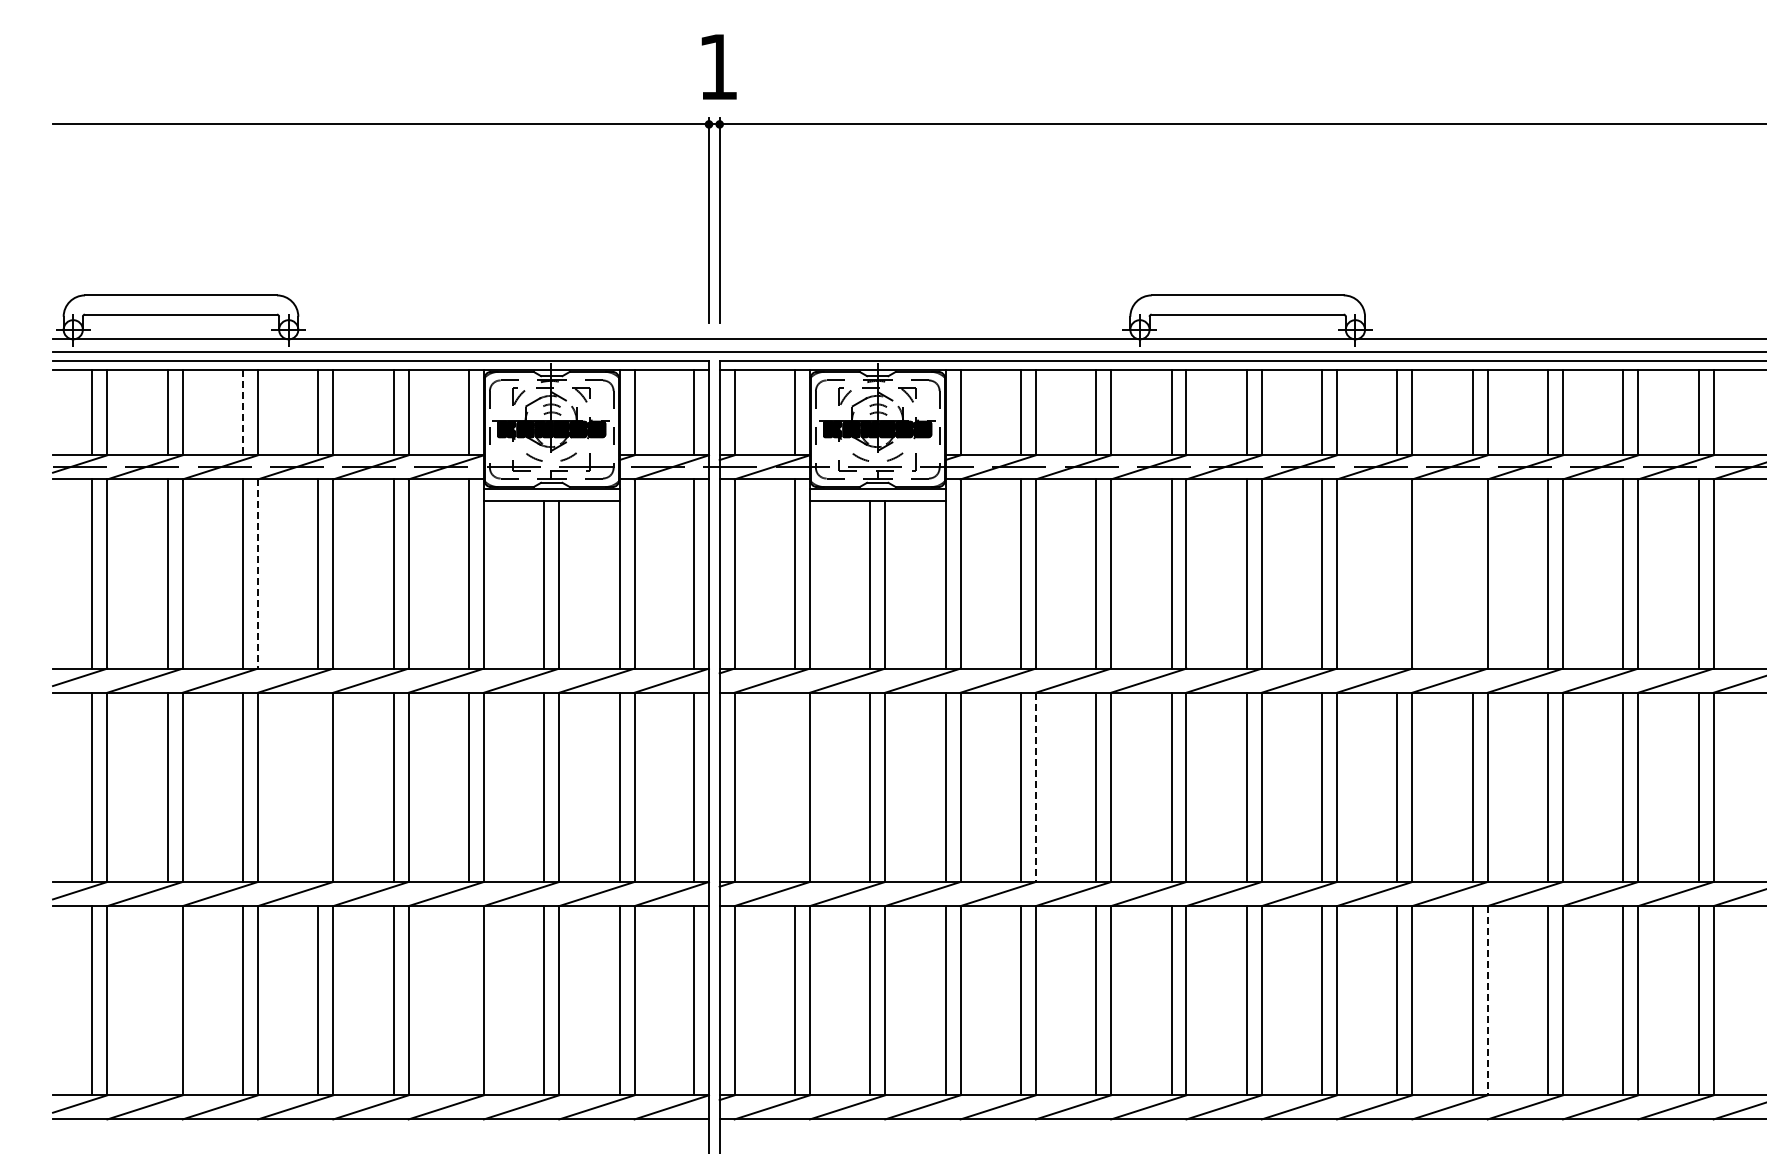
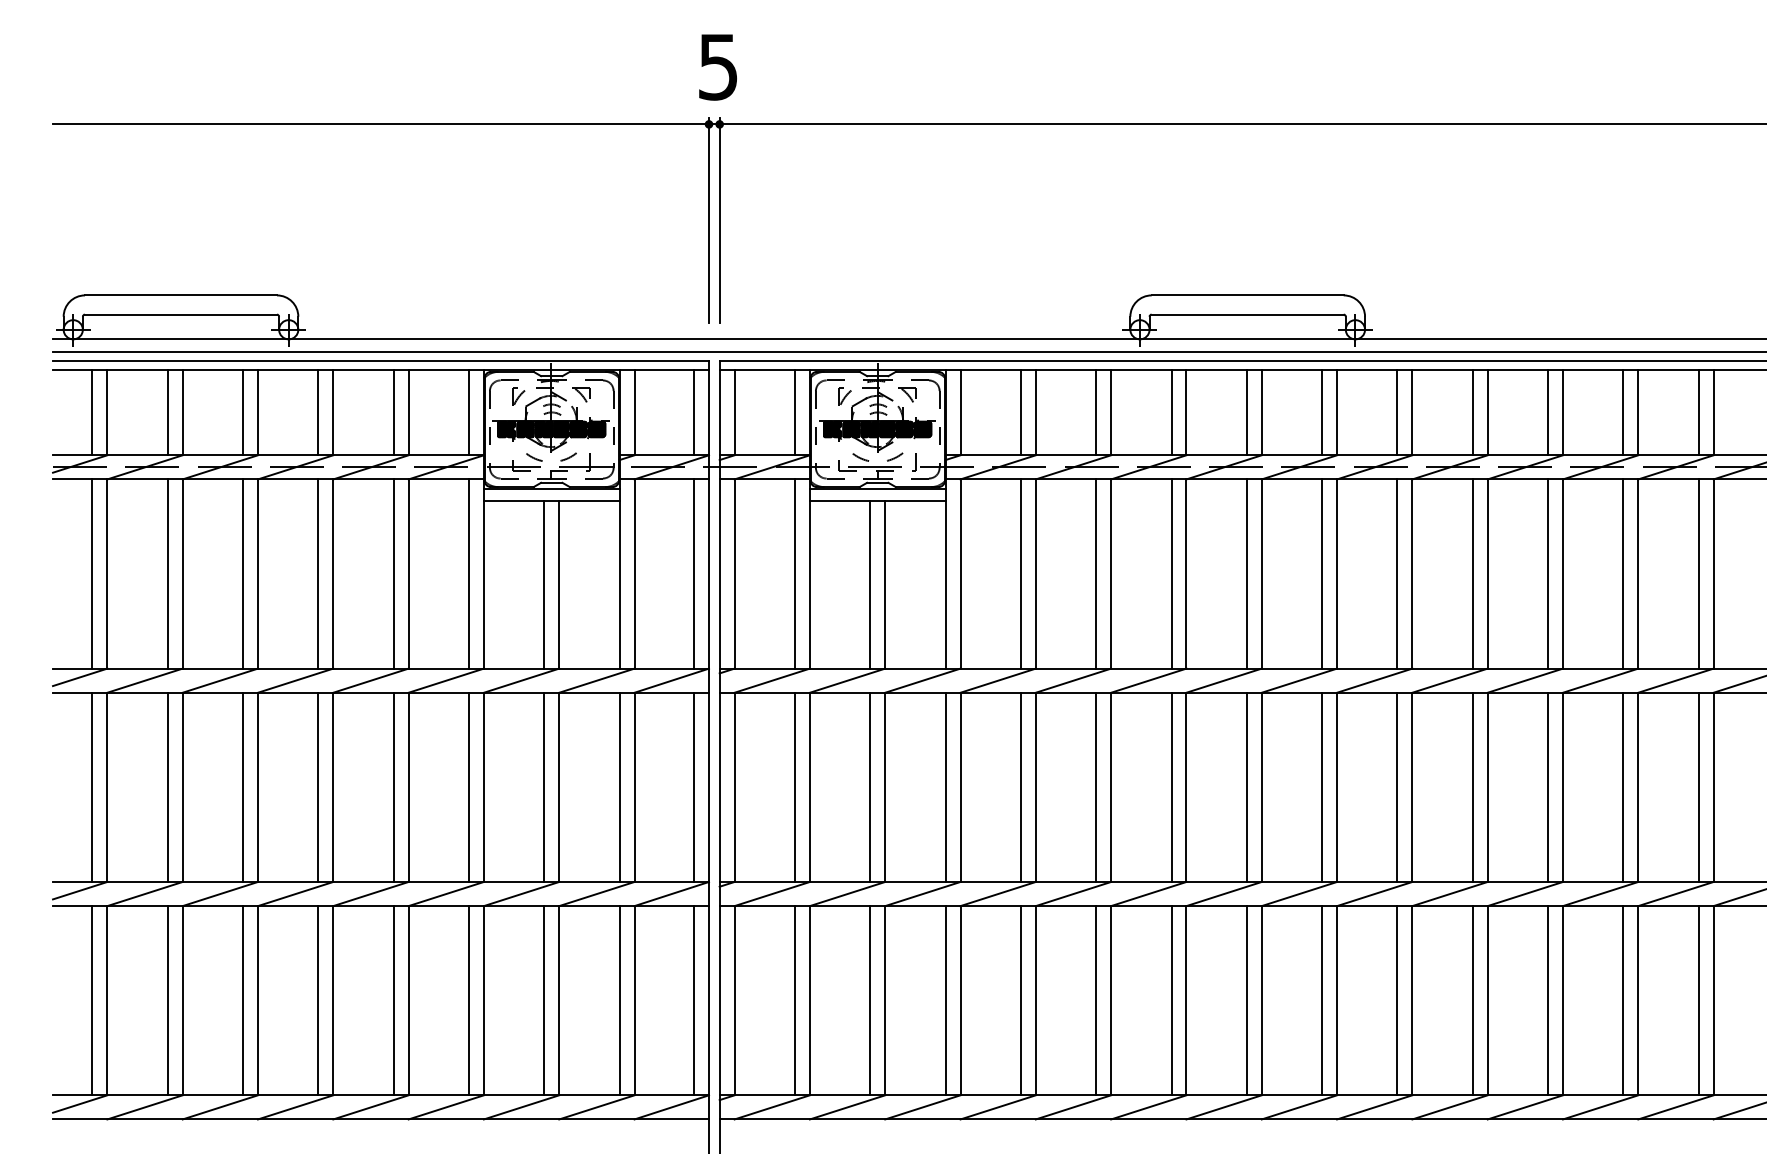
text: 1 -> 5 (717, 67)
line: dashed -> solid (243, 413)
line: none -> present (1397, 573)
line: none -> present (1472, 573)
line: dashed -> solid (258, 574)
line: none -> present (318, 786)
line: none -> present (794, 786)
line: dashed -> solid (1035, 787)
line: none -> present (167, 1000)
line: none -> present (469, 1000)
line: dashed -> solid (1487, 1000)
